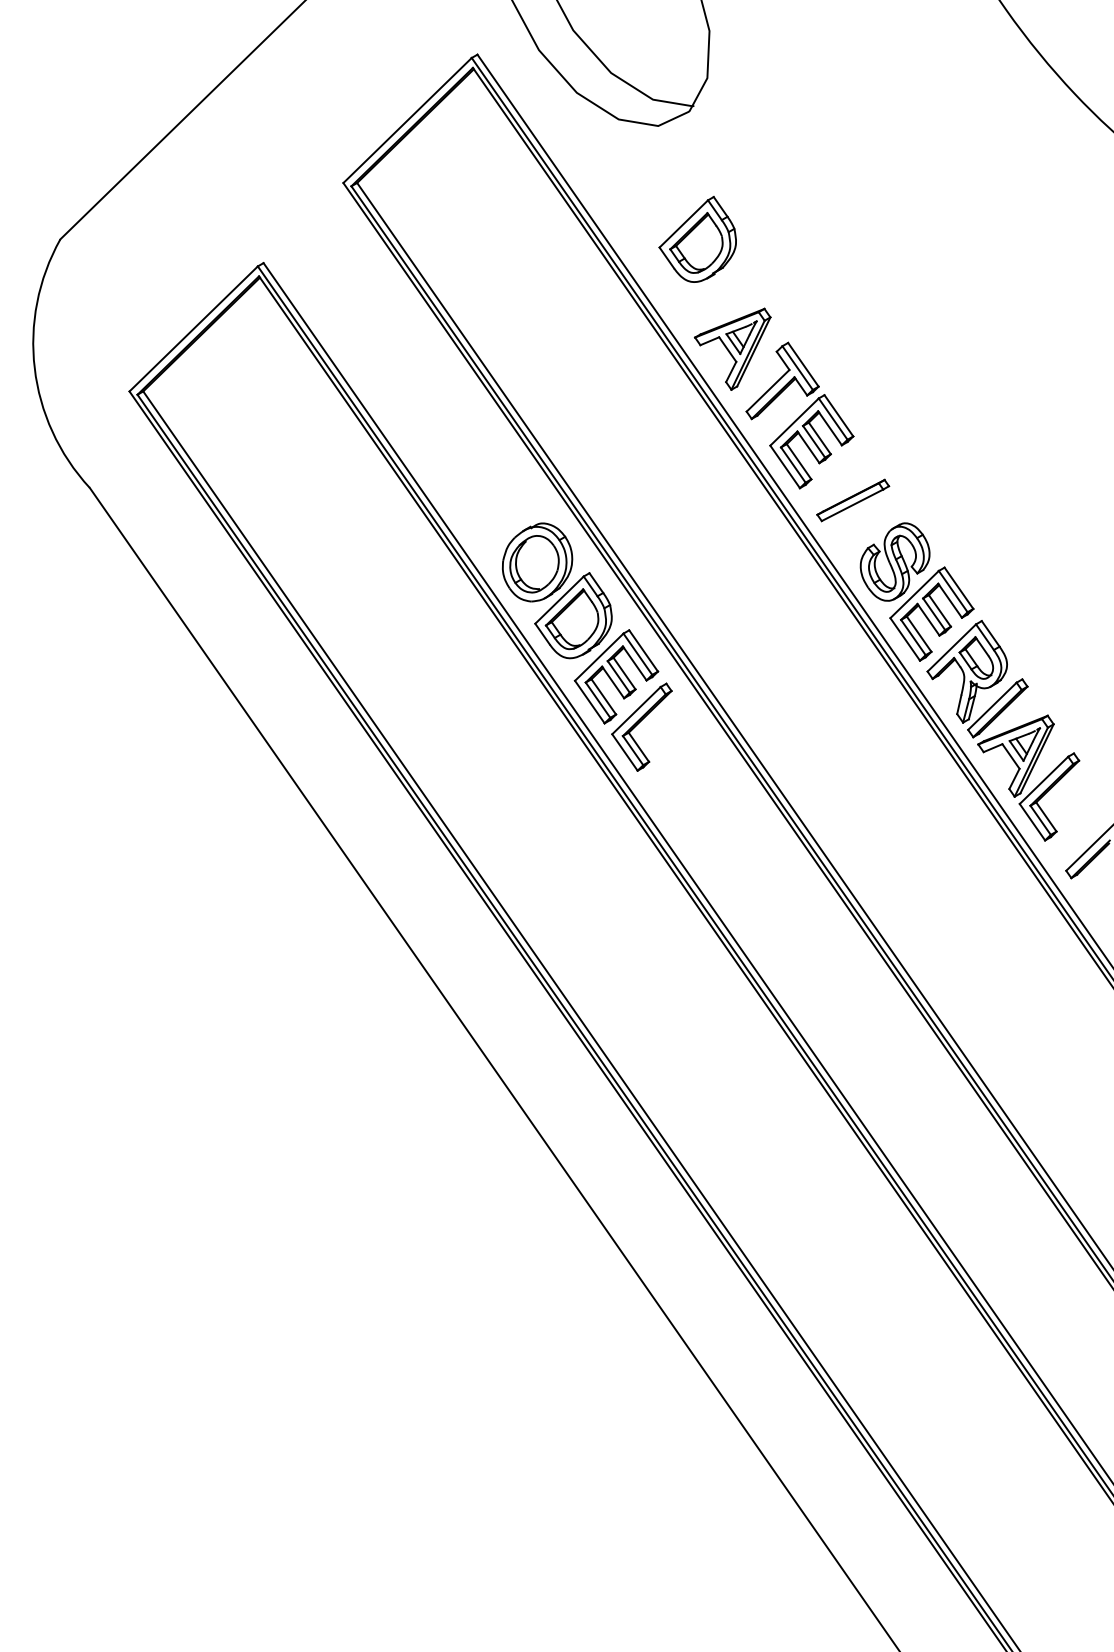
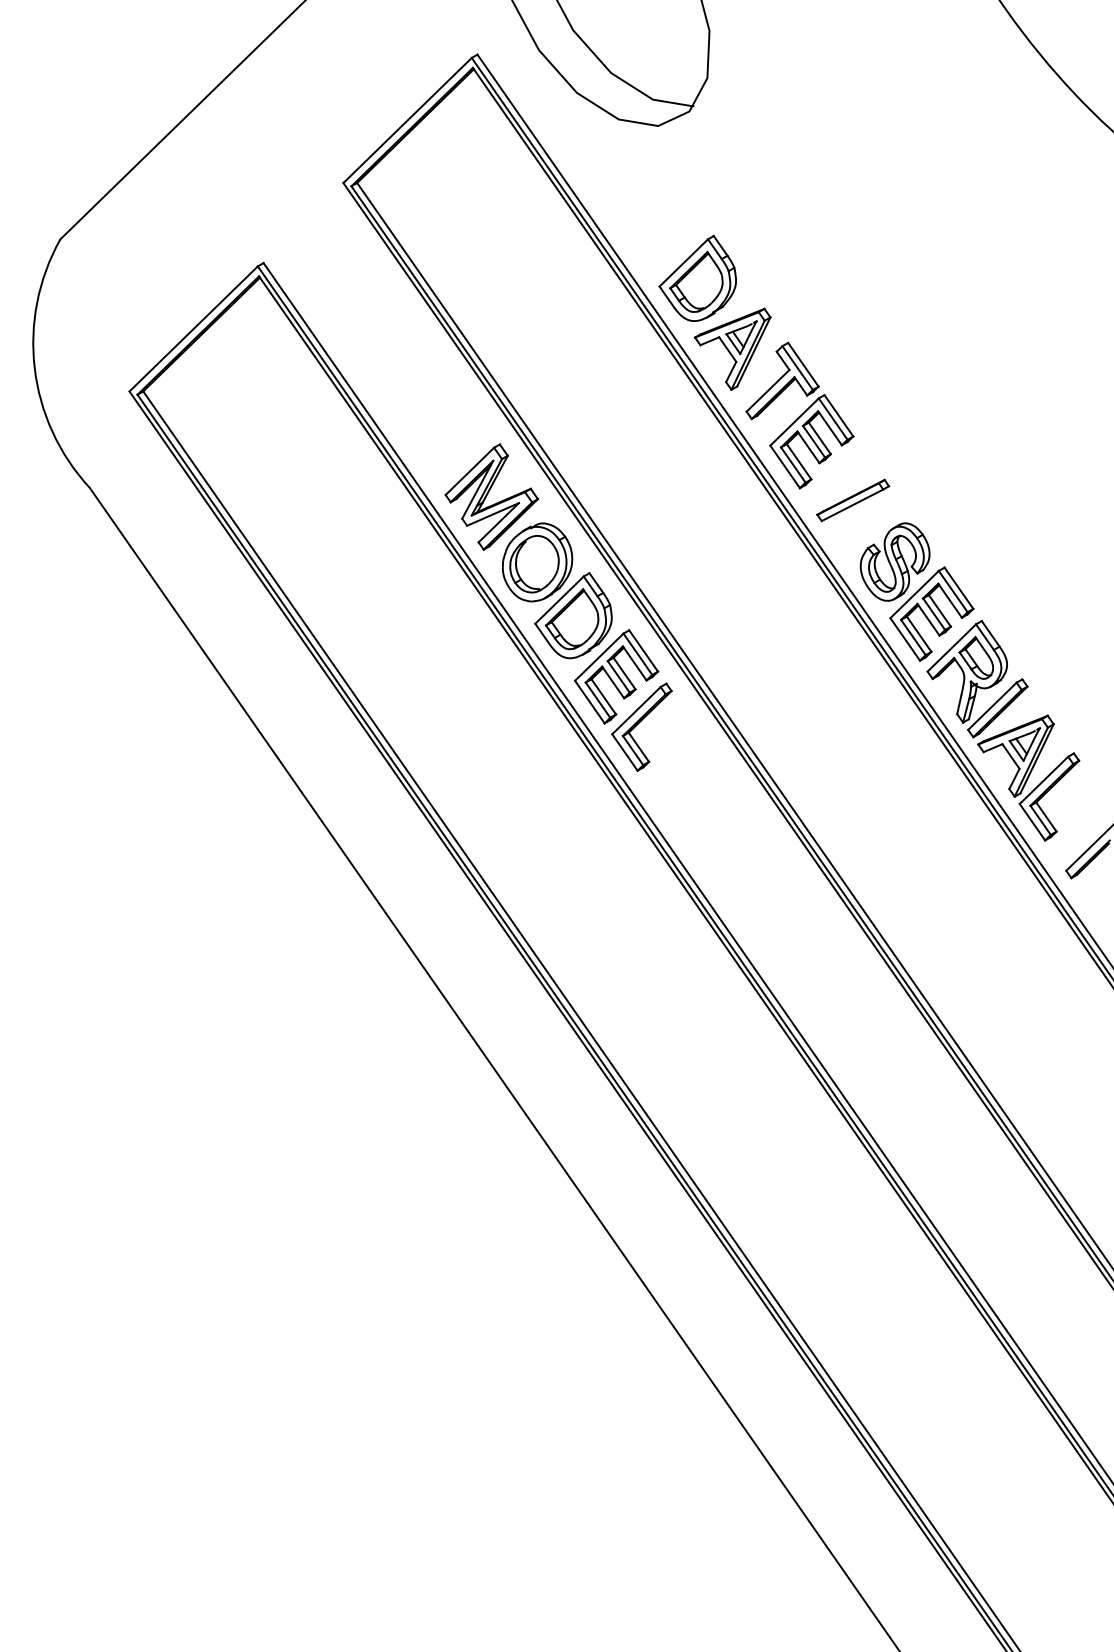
part position: (697, 239) -> (697, 278) (697, 278)
part: none -> present (491, 496)
